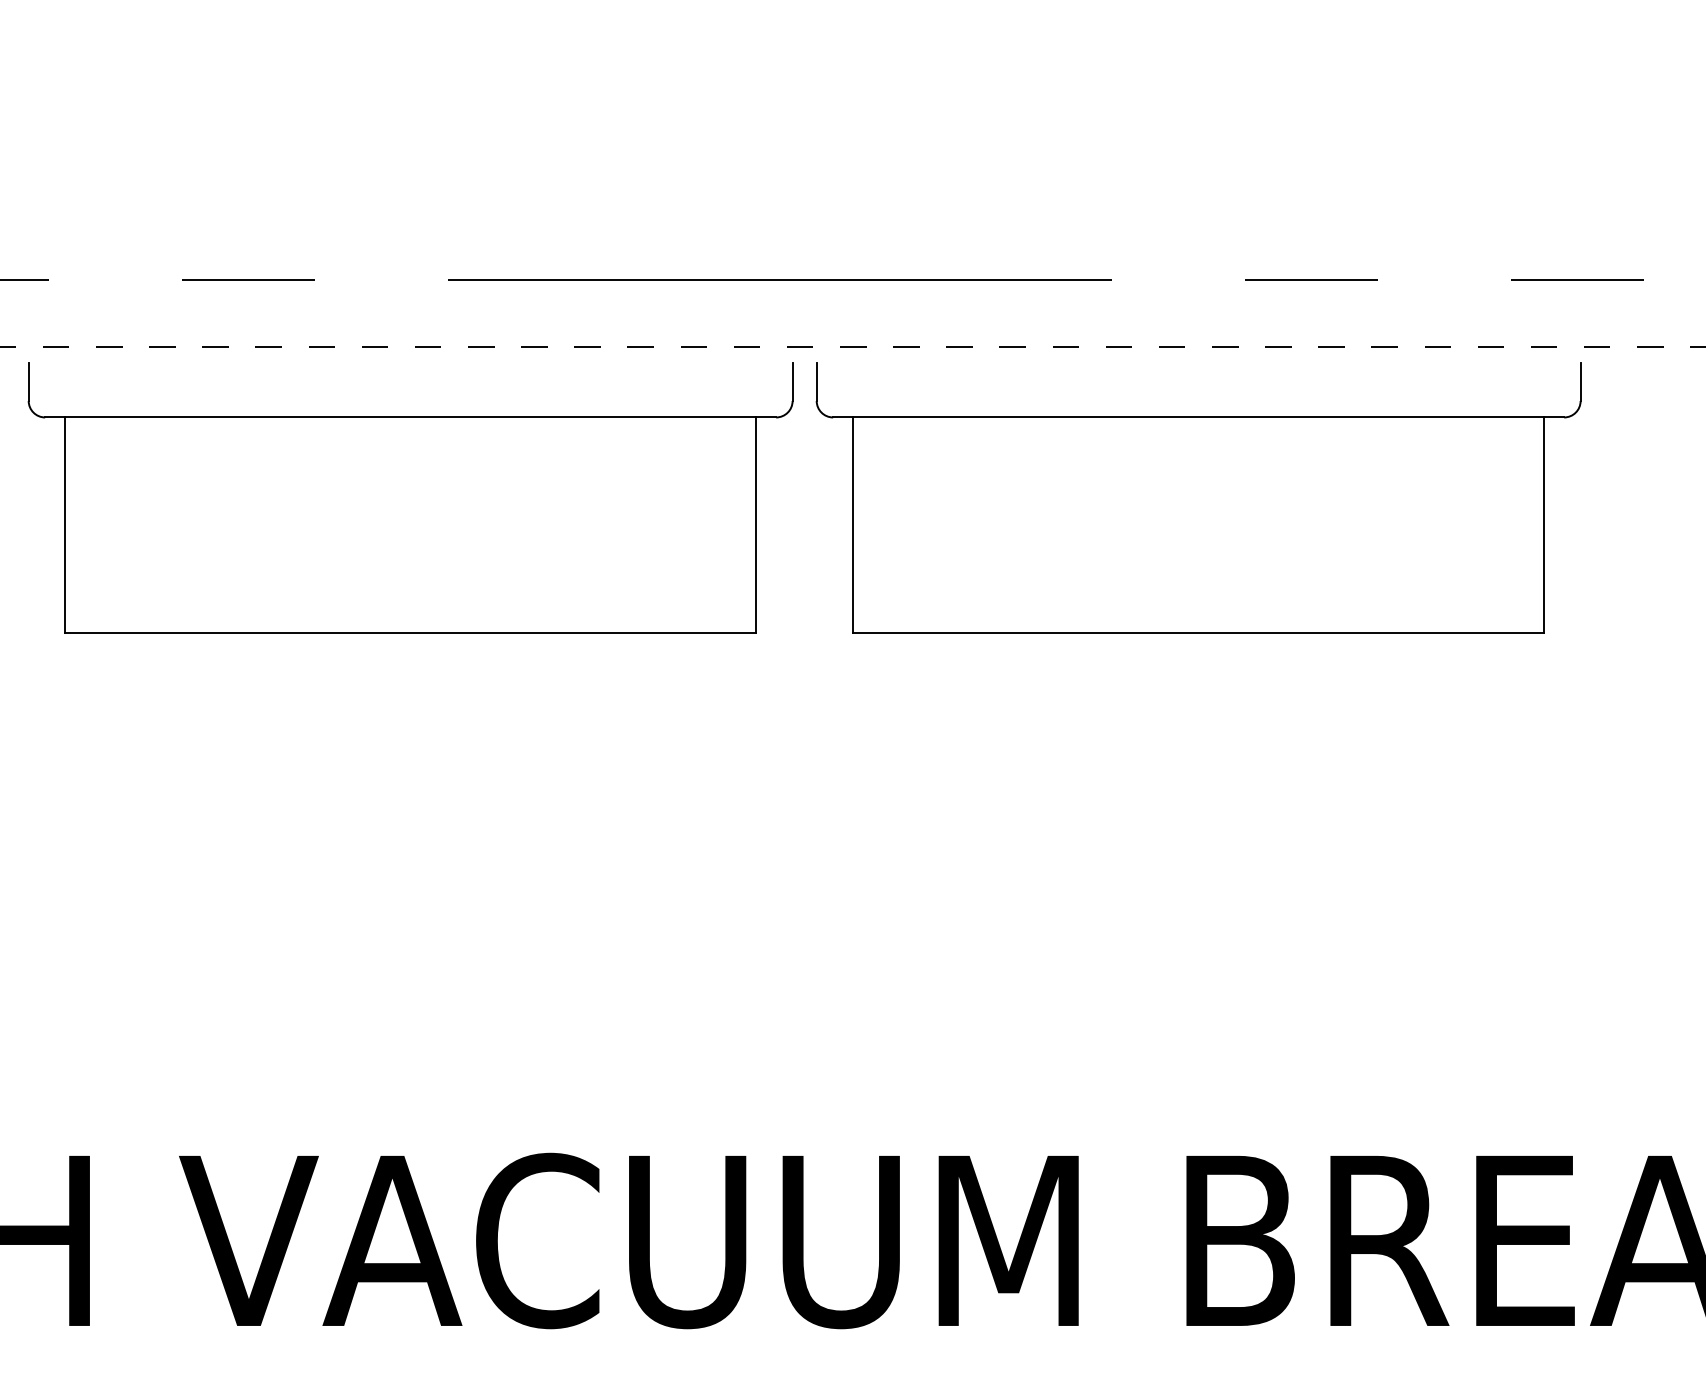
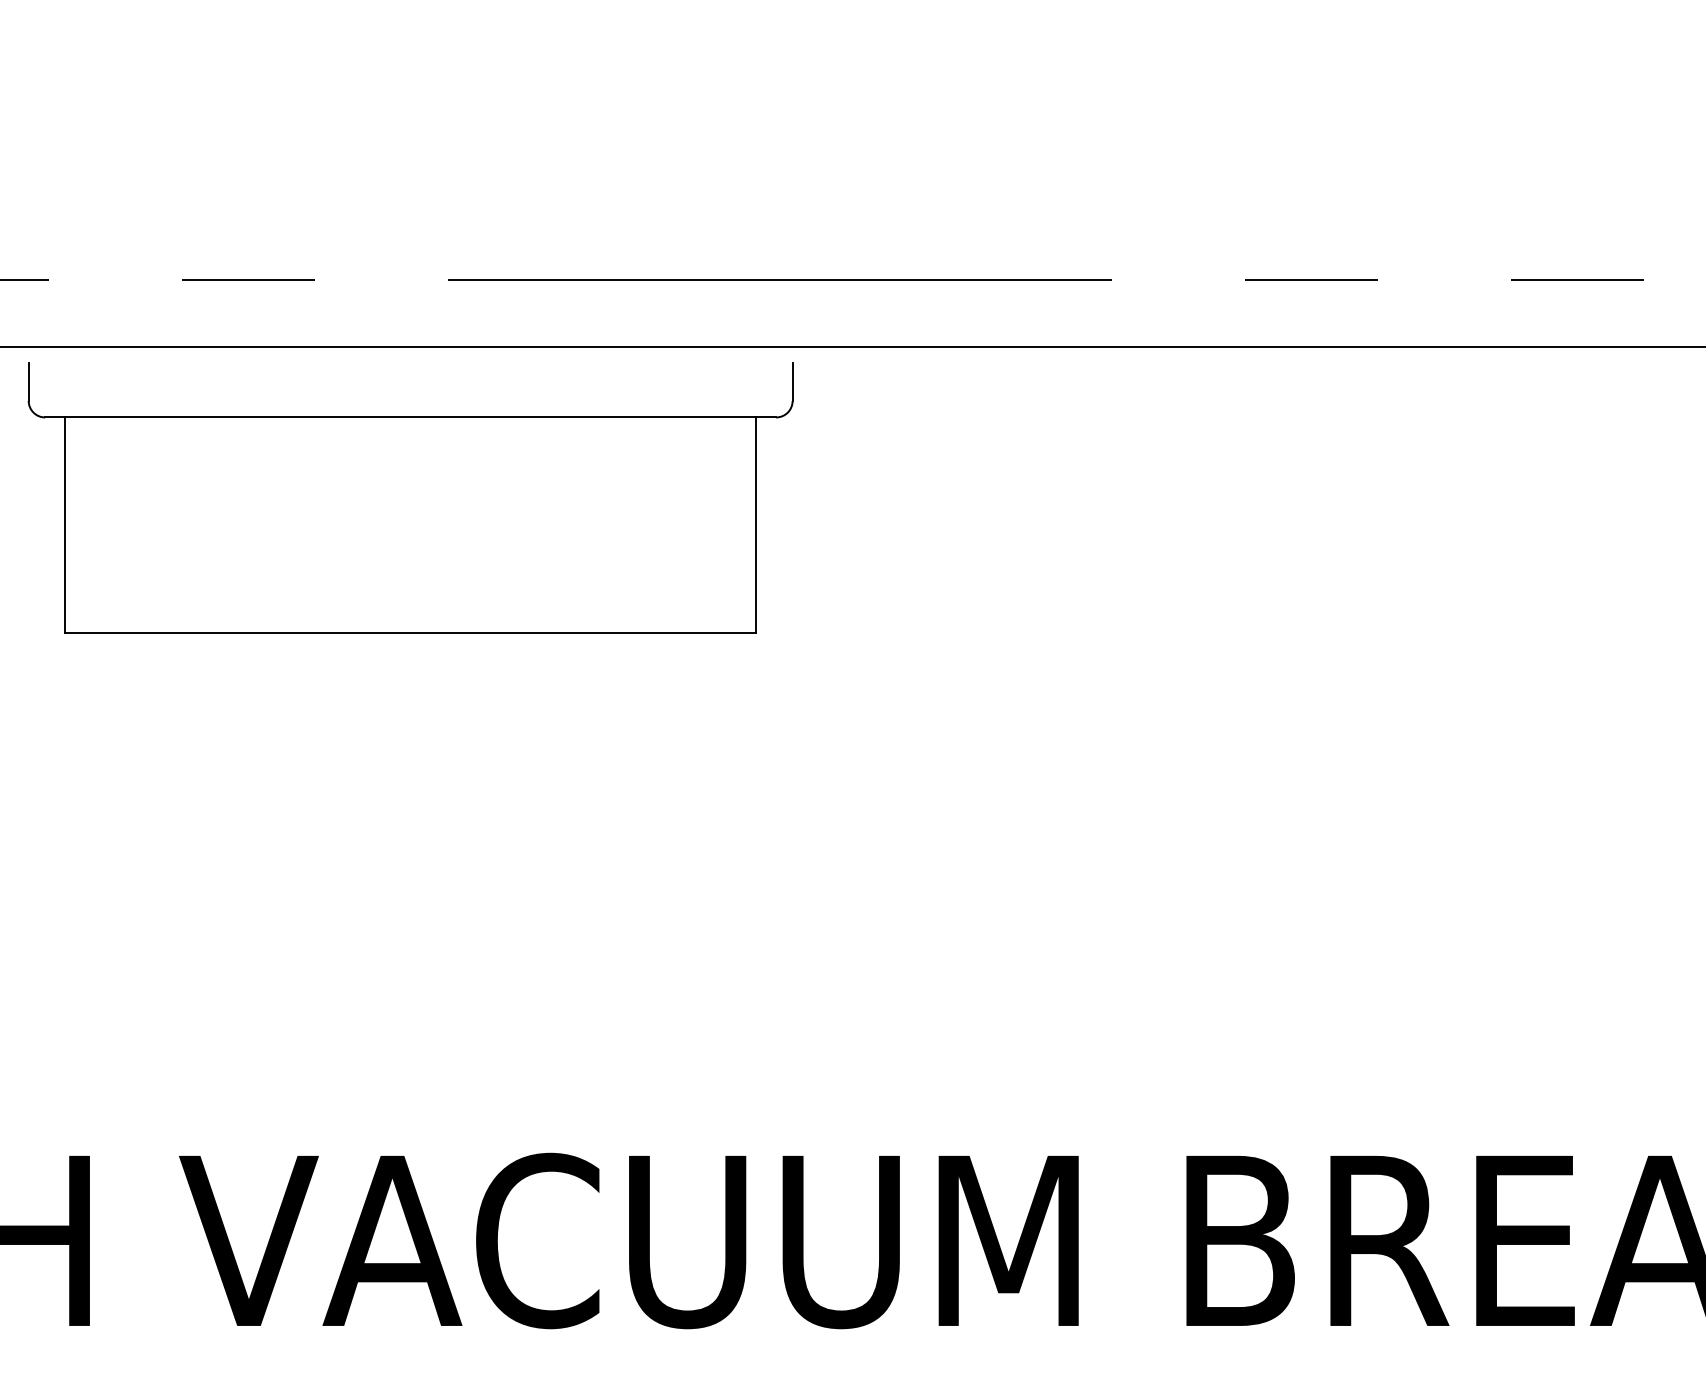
line: dashed -> solid (853, 346)
part: present -> none (1198, 497)
